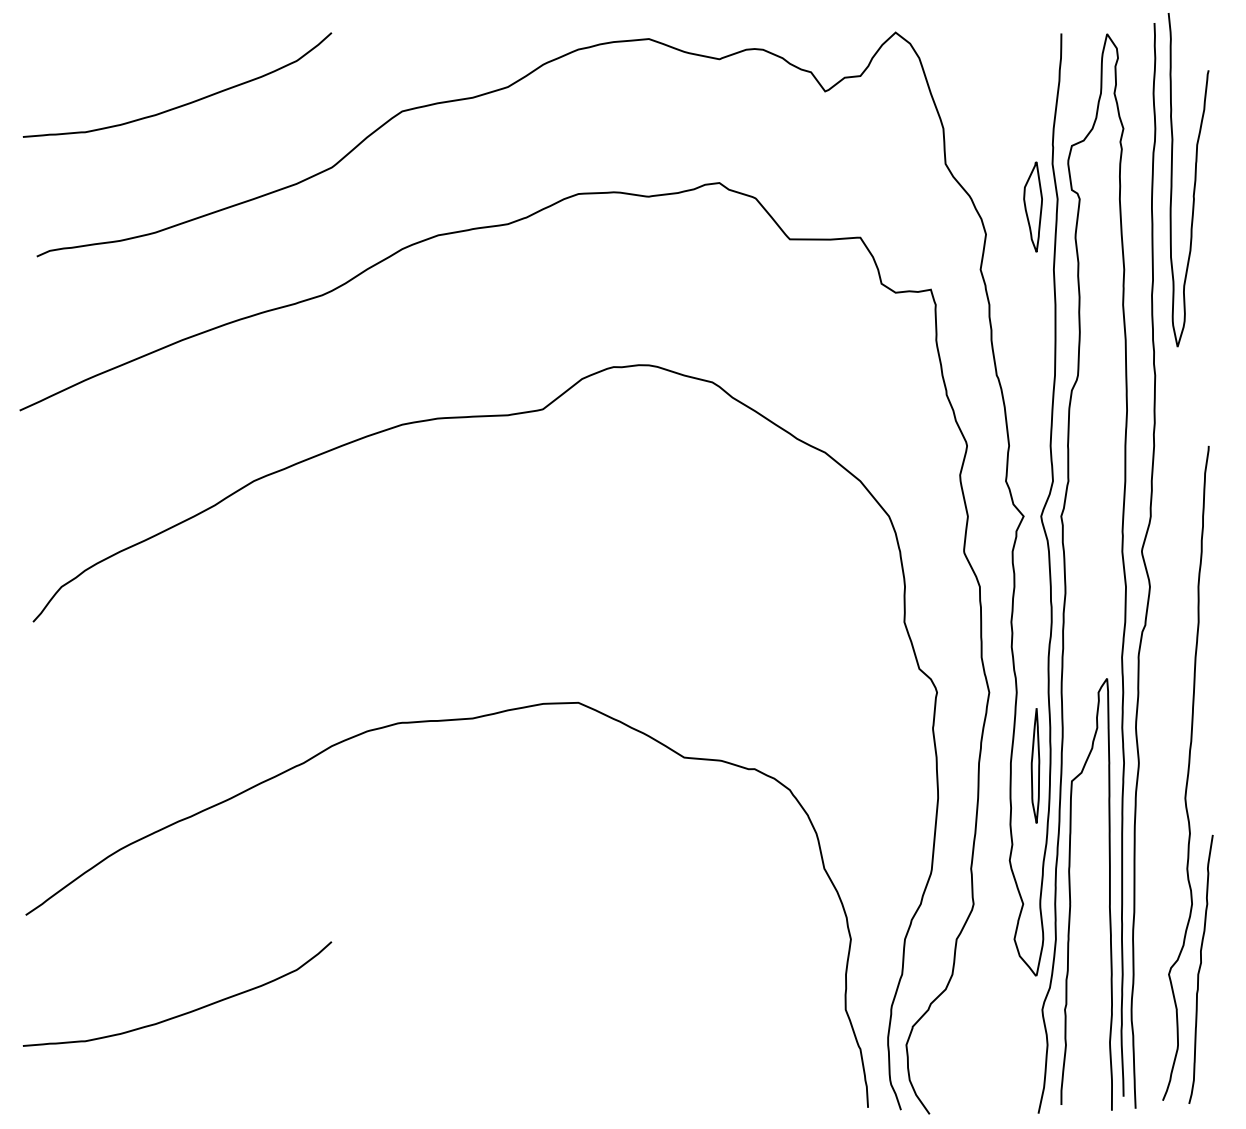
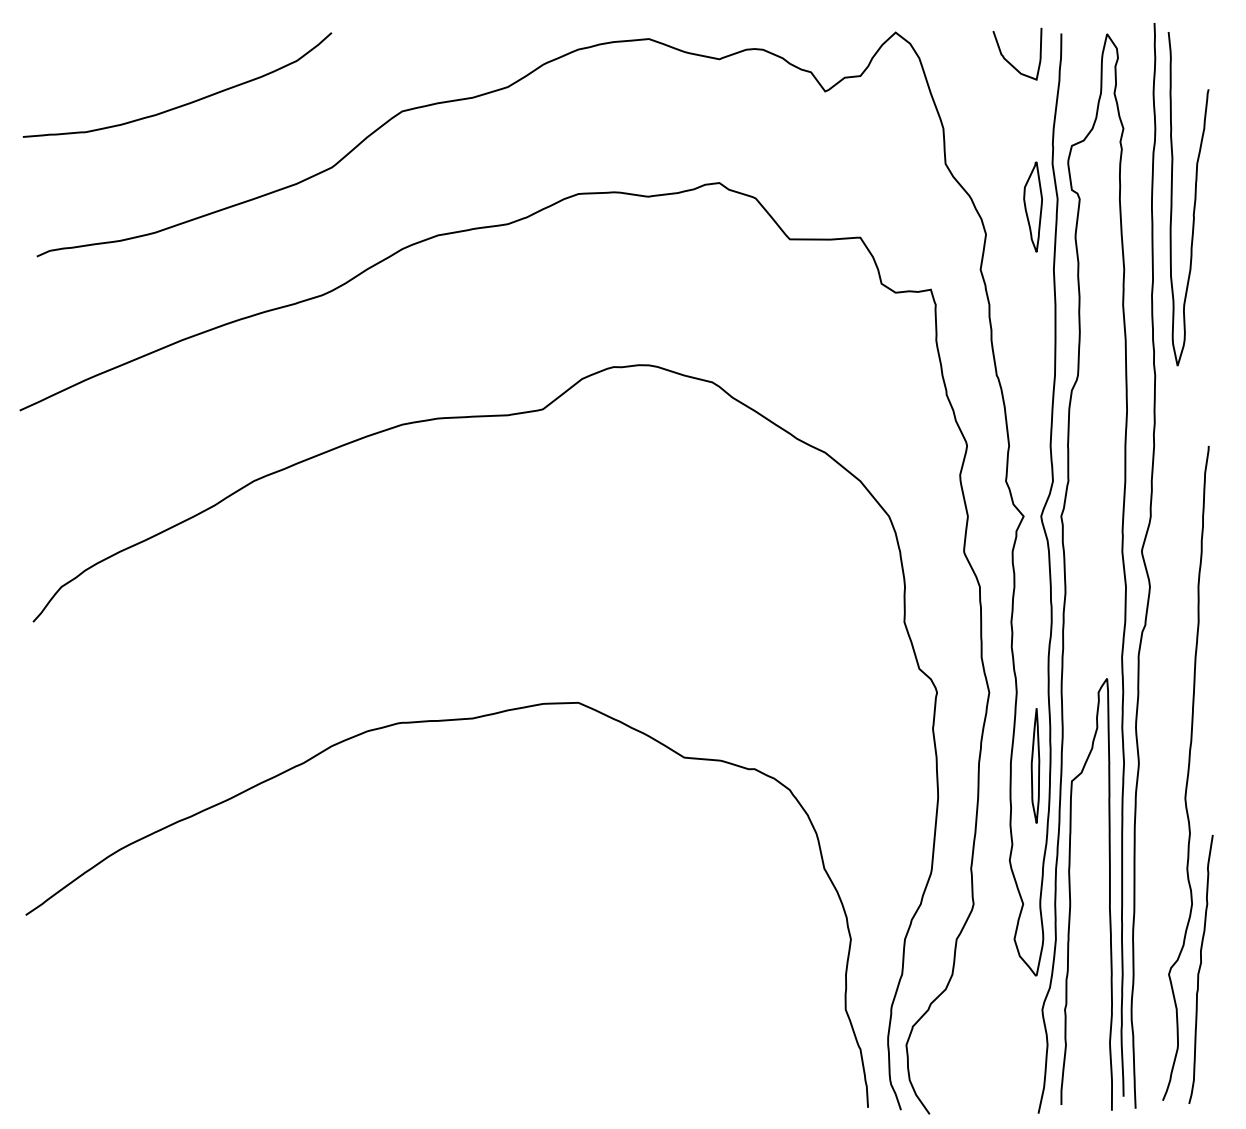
curve: none -> present (1009, 61)
curve position: (1194, 180) -> (1194, 199) (1194, 199)
curve: present -> none (185, 1012)
